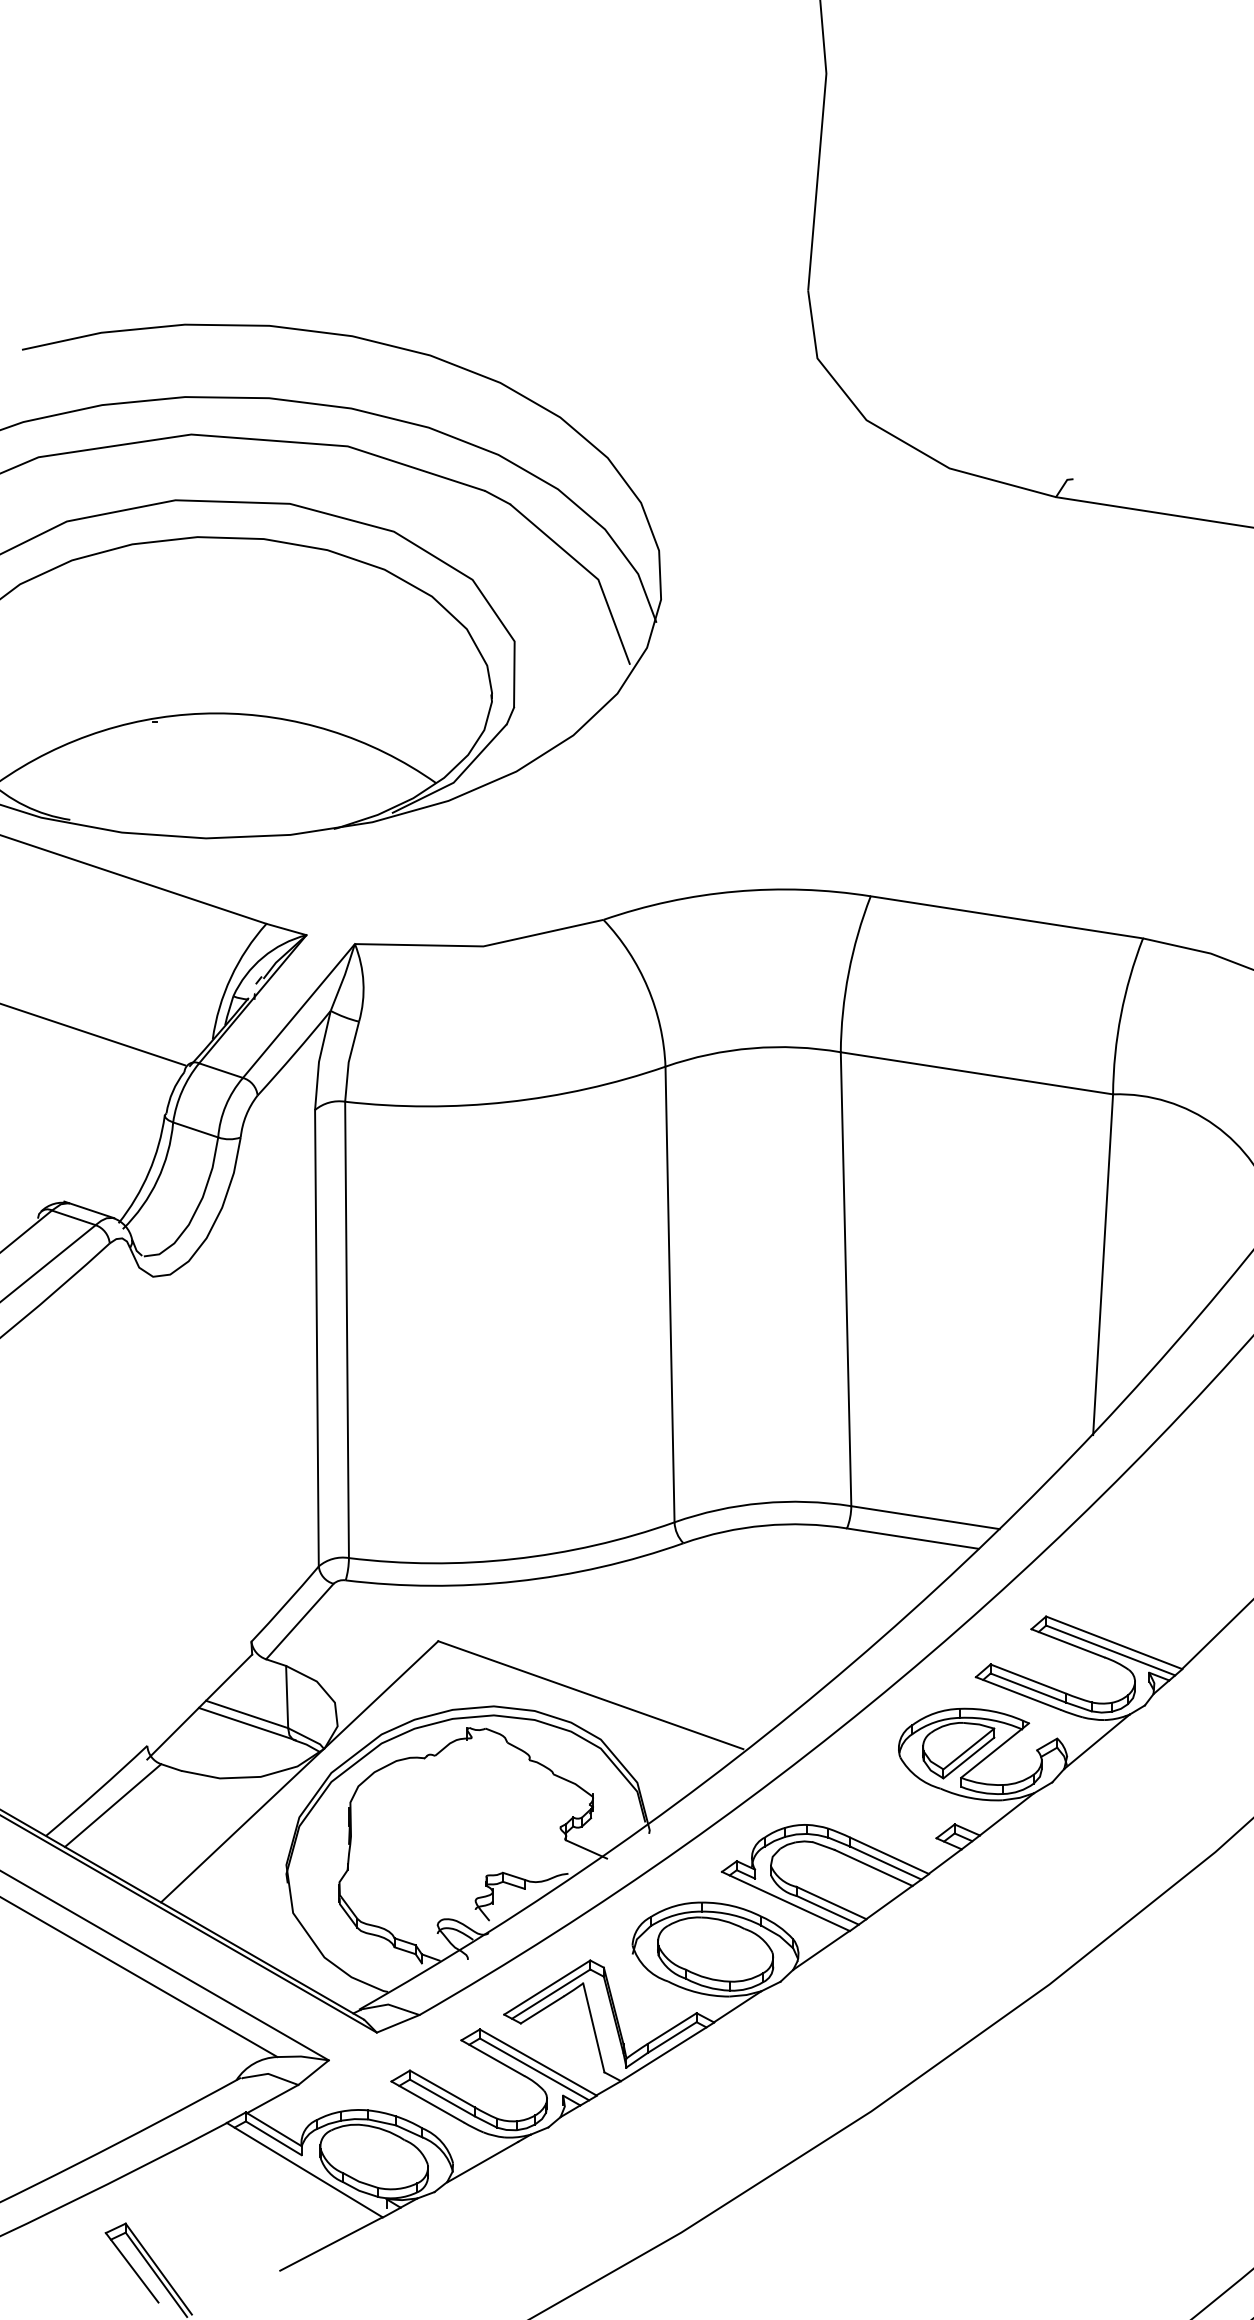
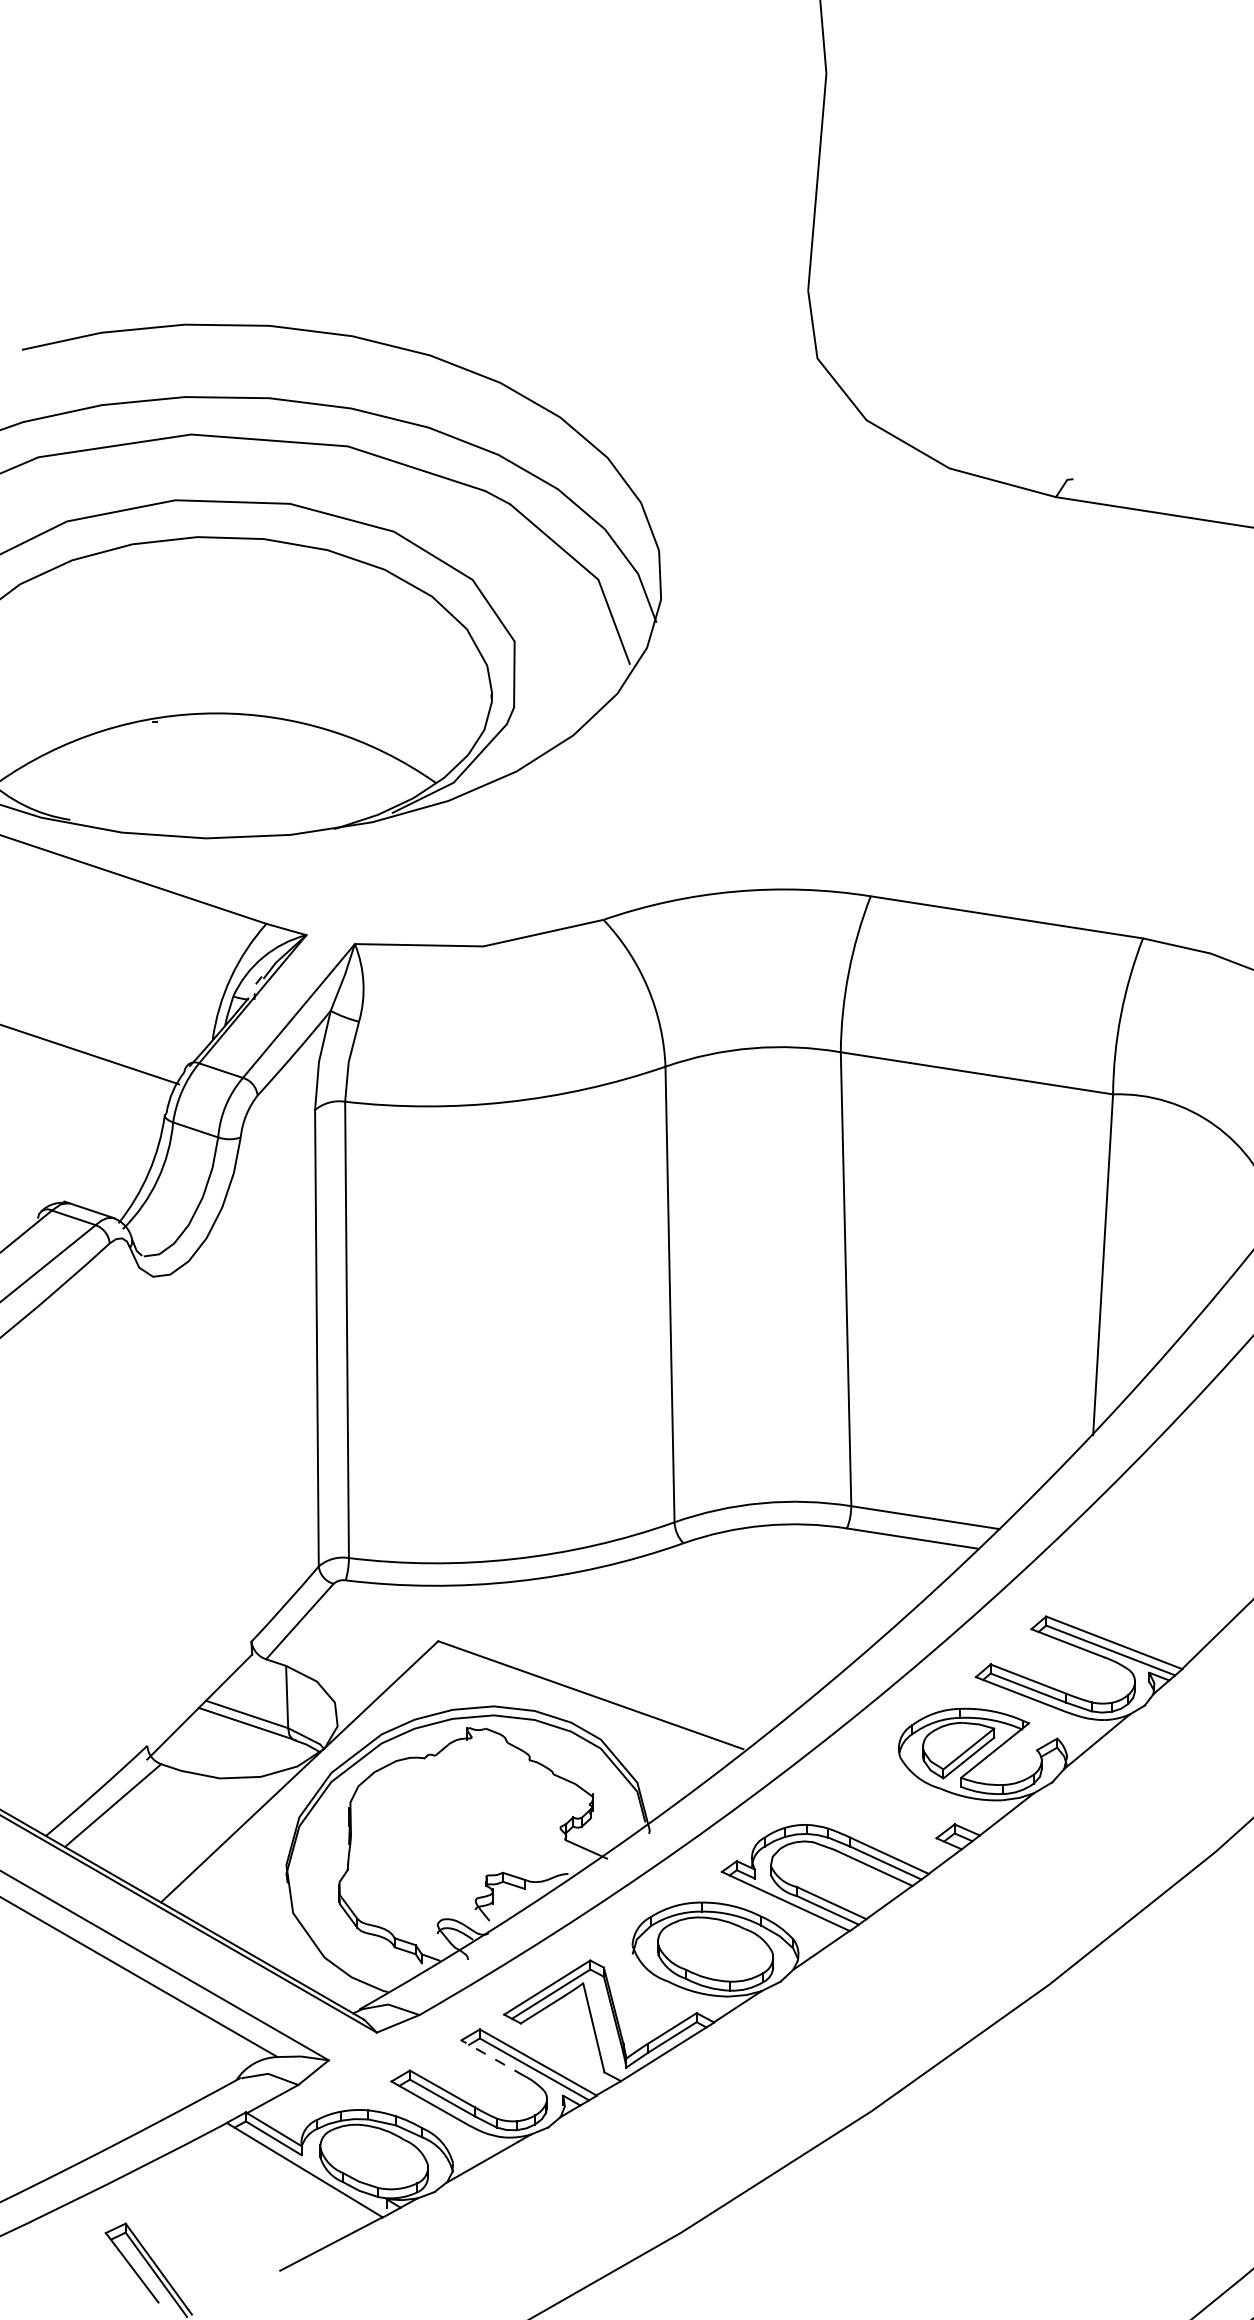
line position: (93, 1034) -> (90, 1054) (90, 1054)
line: solid -> dashed (492, 2057)
